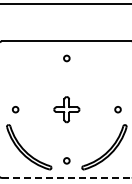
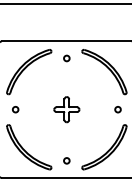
part: none -> present (29, 72)
part: none -> present (104, 72)
line: dashed -> solid (66, 177)
